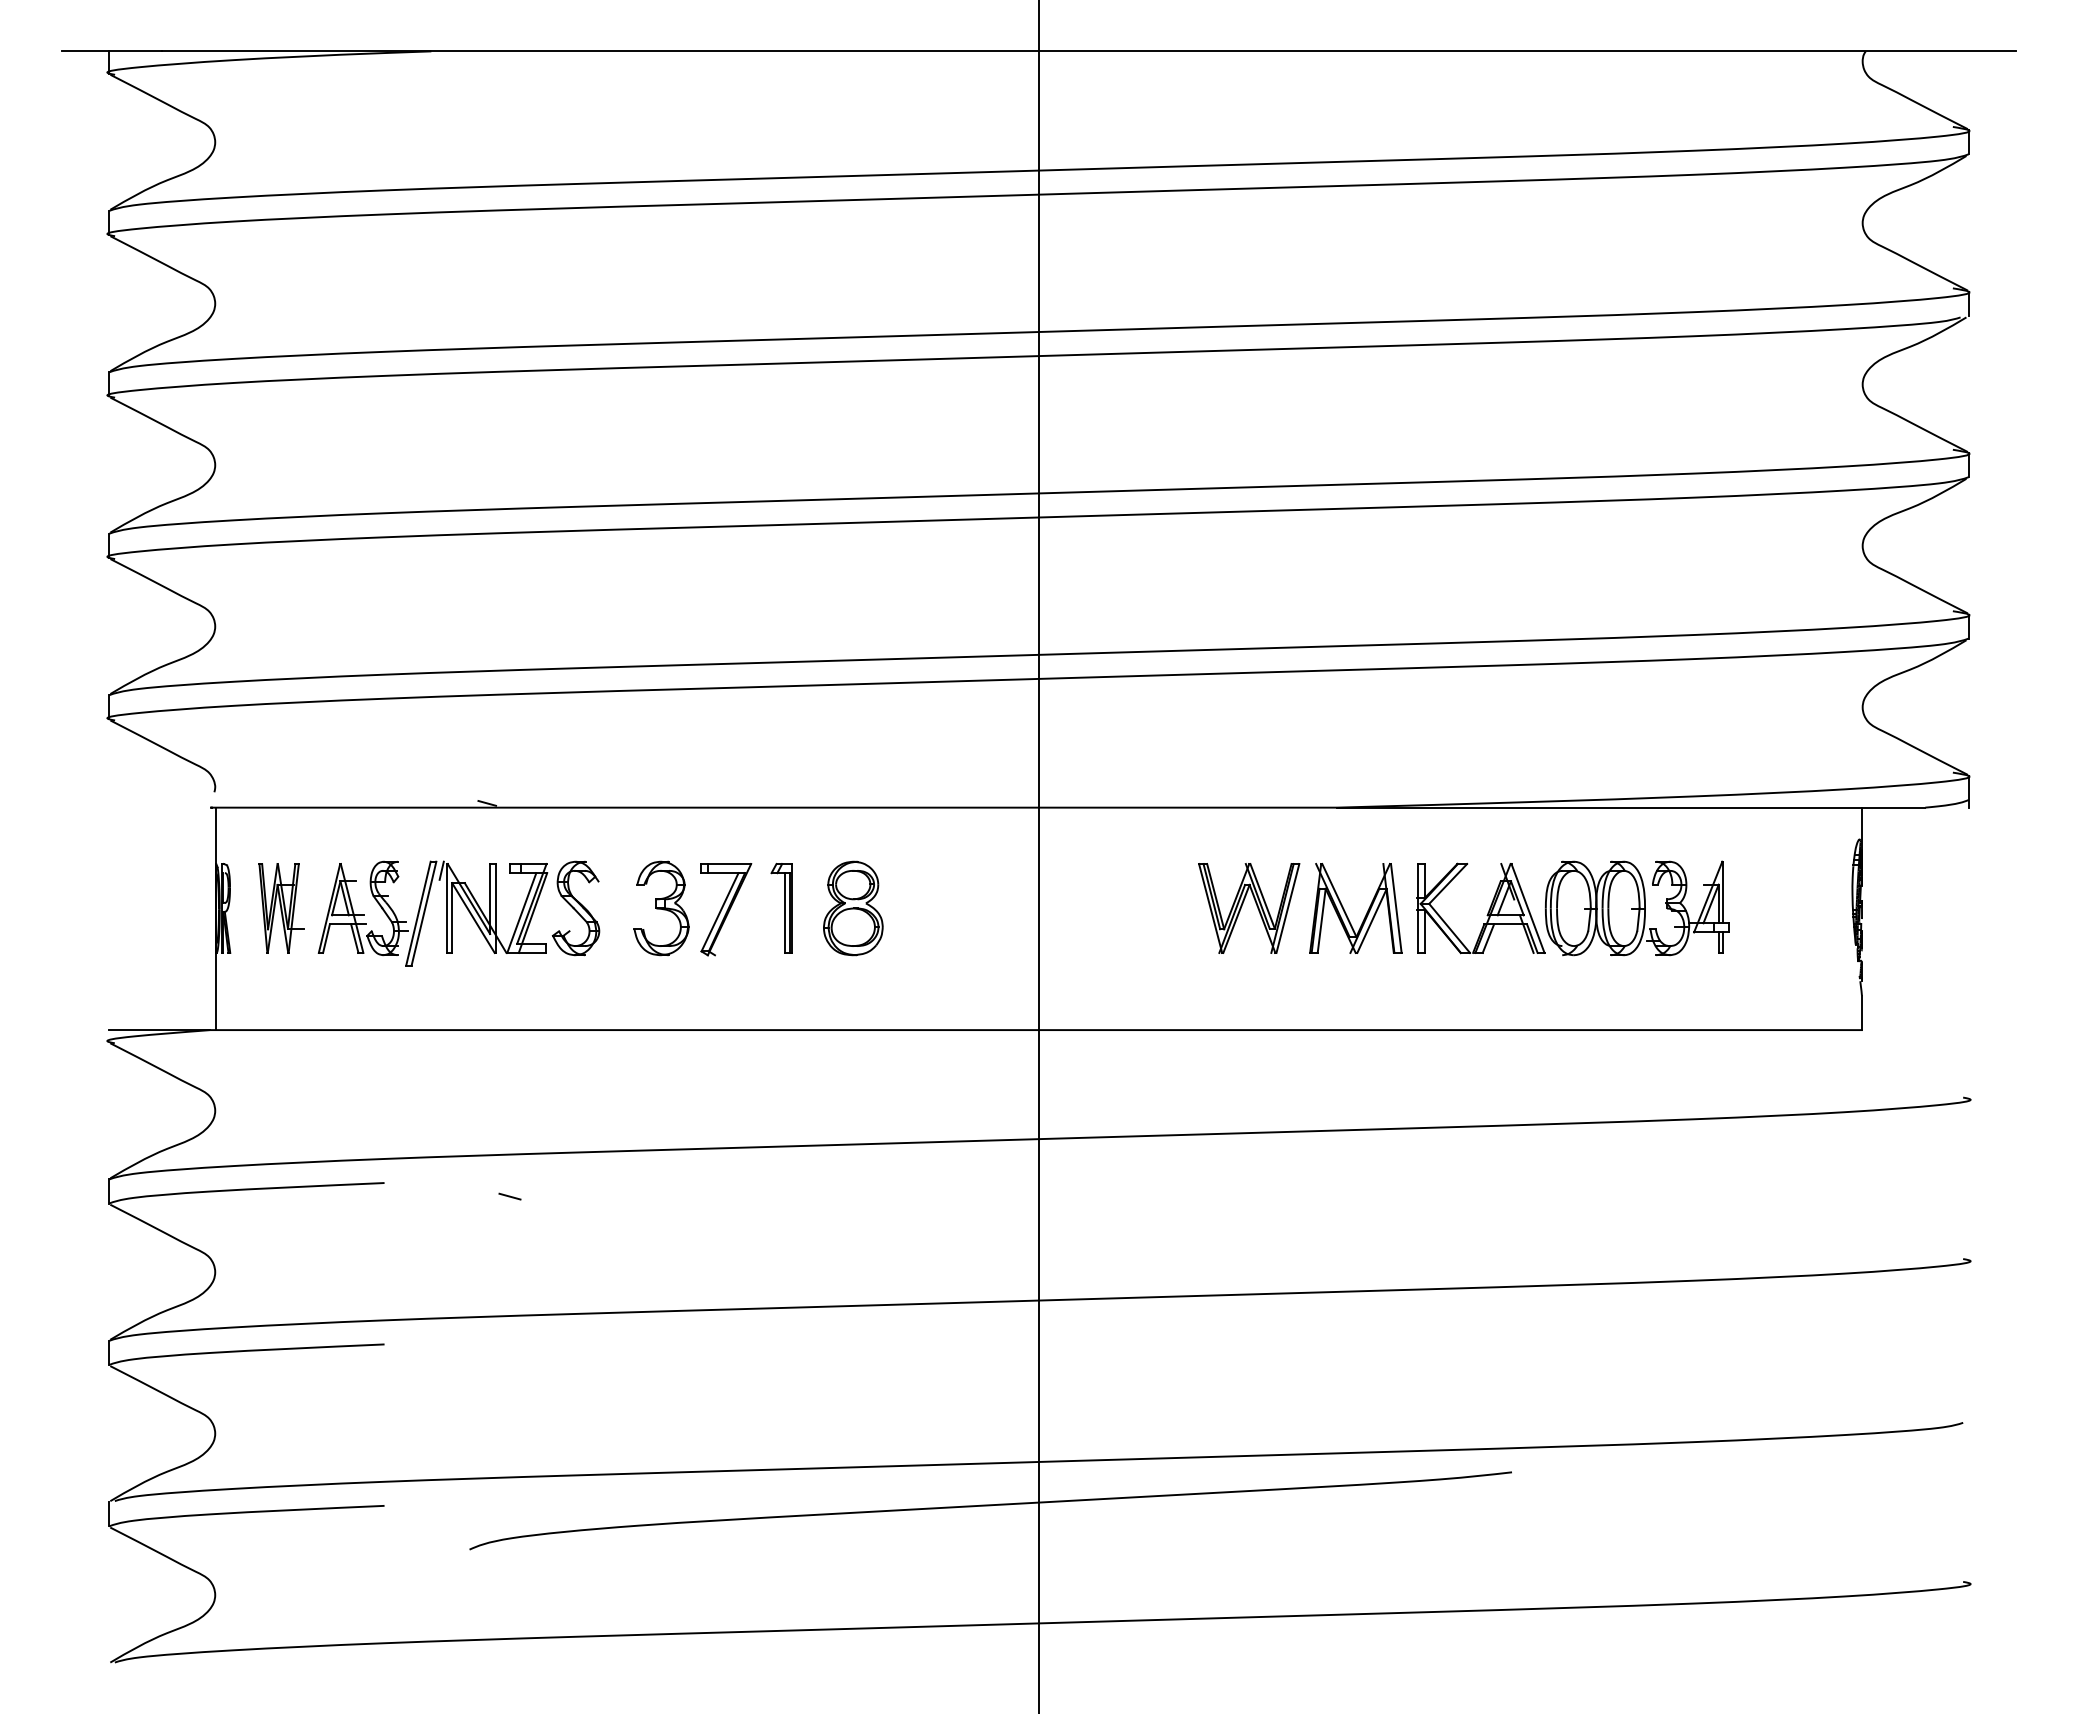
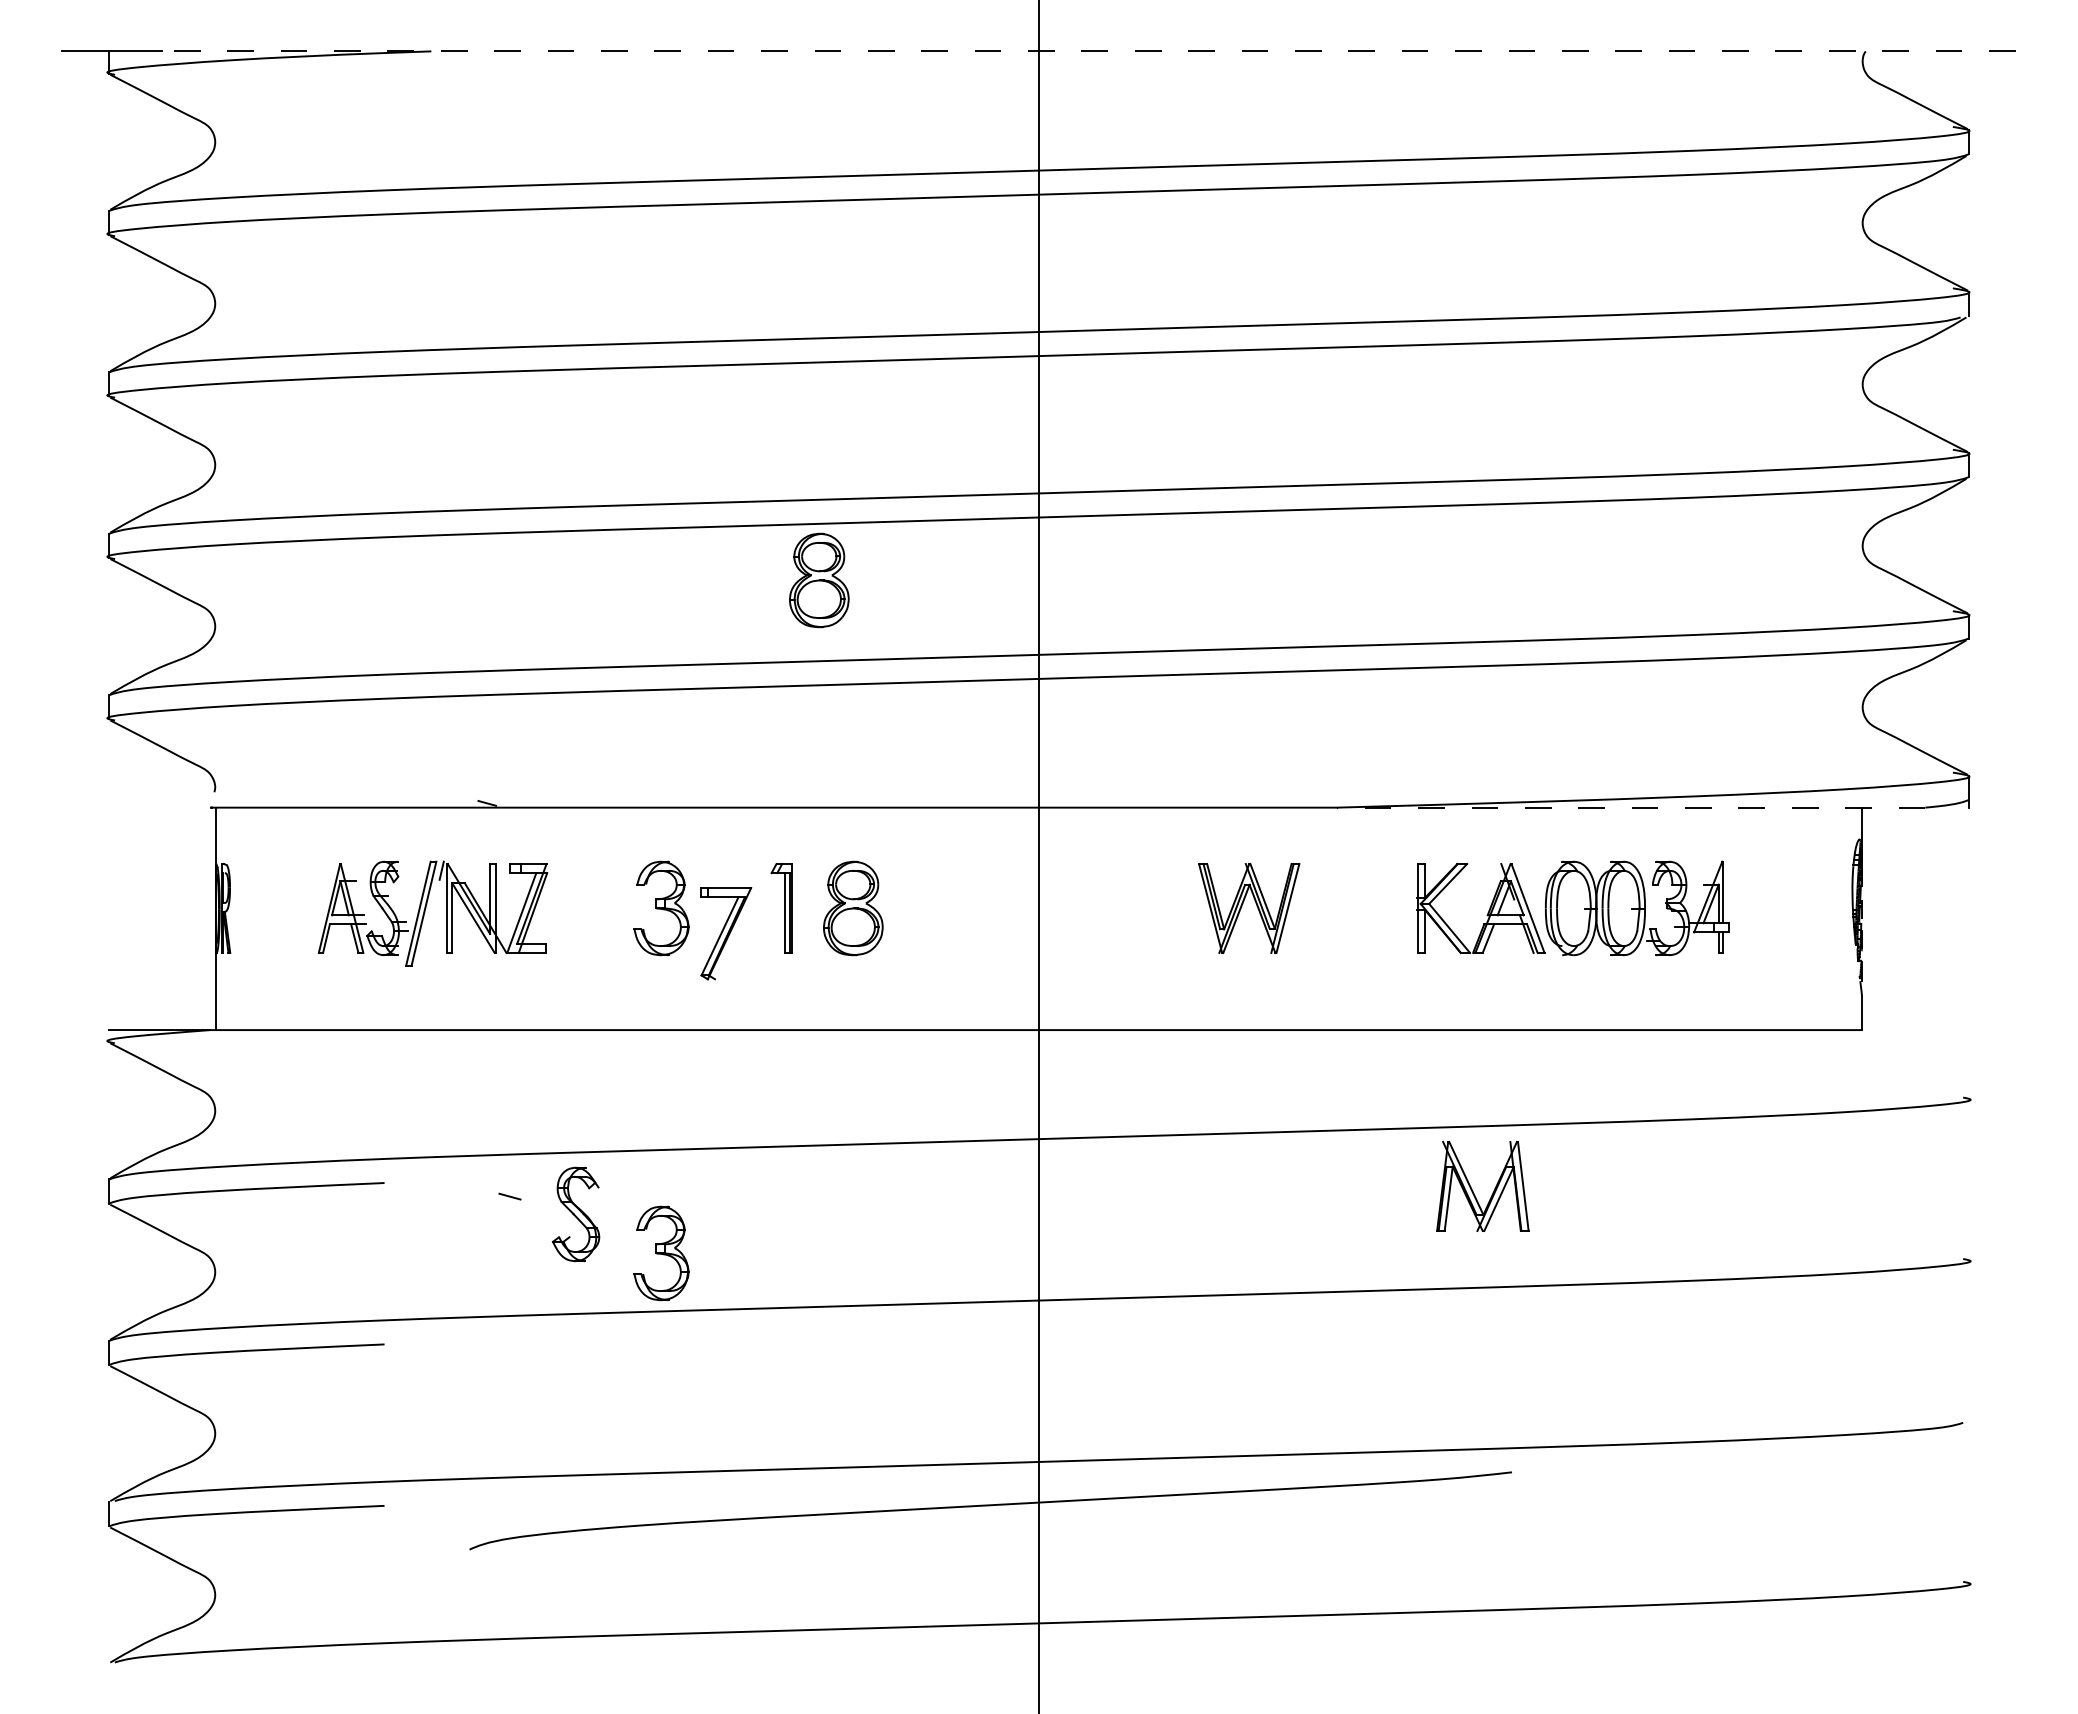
line: solid -> dashed (1088, 51)
part: none -> present (819, 580)
line: solid -> dashed (1630, 807)
part: present -> none (281, 908)
part position: (575, 908) -> (575, 1214) (575, 1214)
part position: (726, 909) -> (726, 933) (726, 933)
part position: (1345, 910) -> (1472, 1188) (1472, 1188)
part: none -> present (661, 1253)
